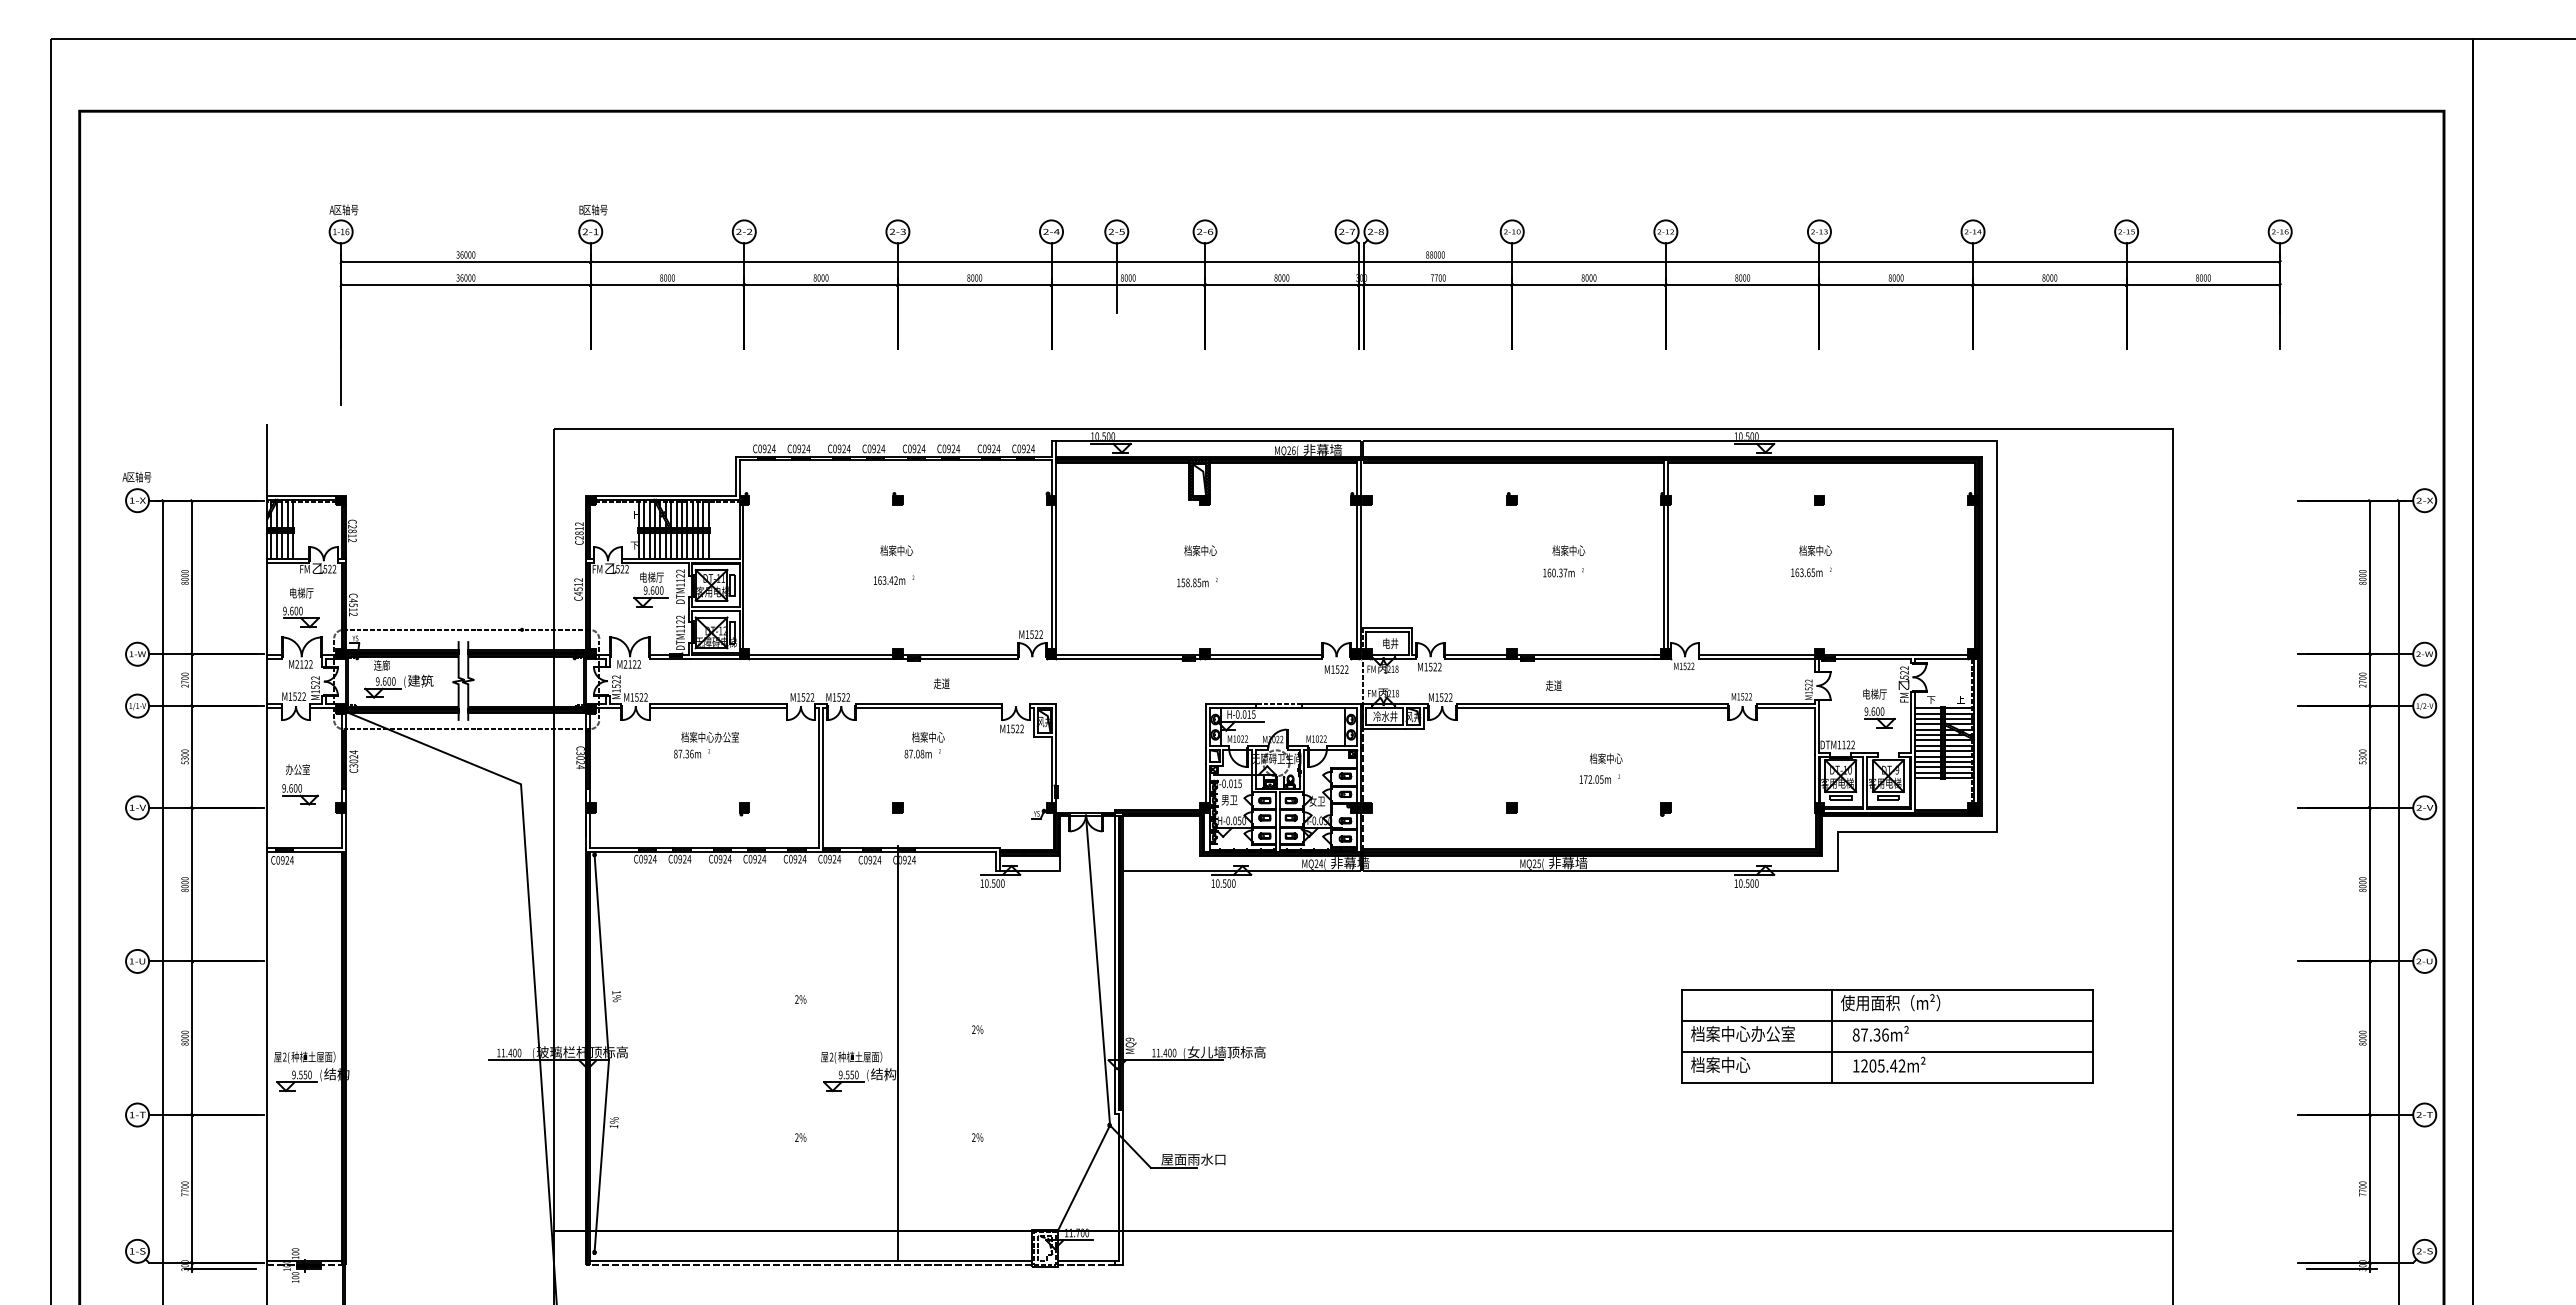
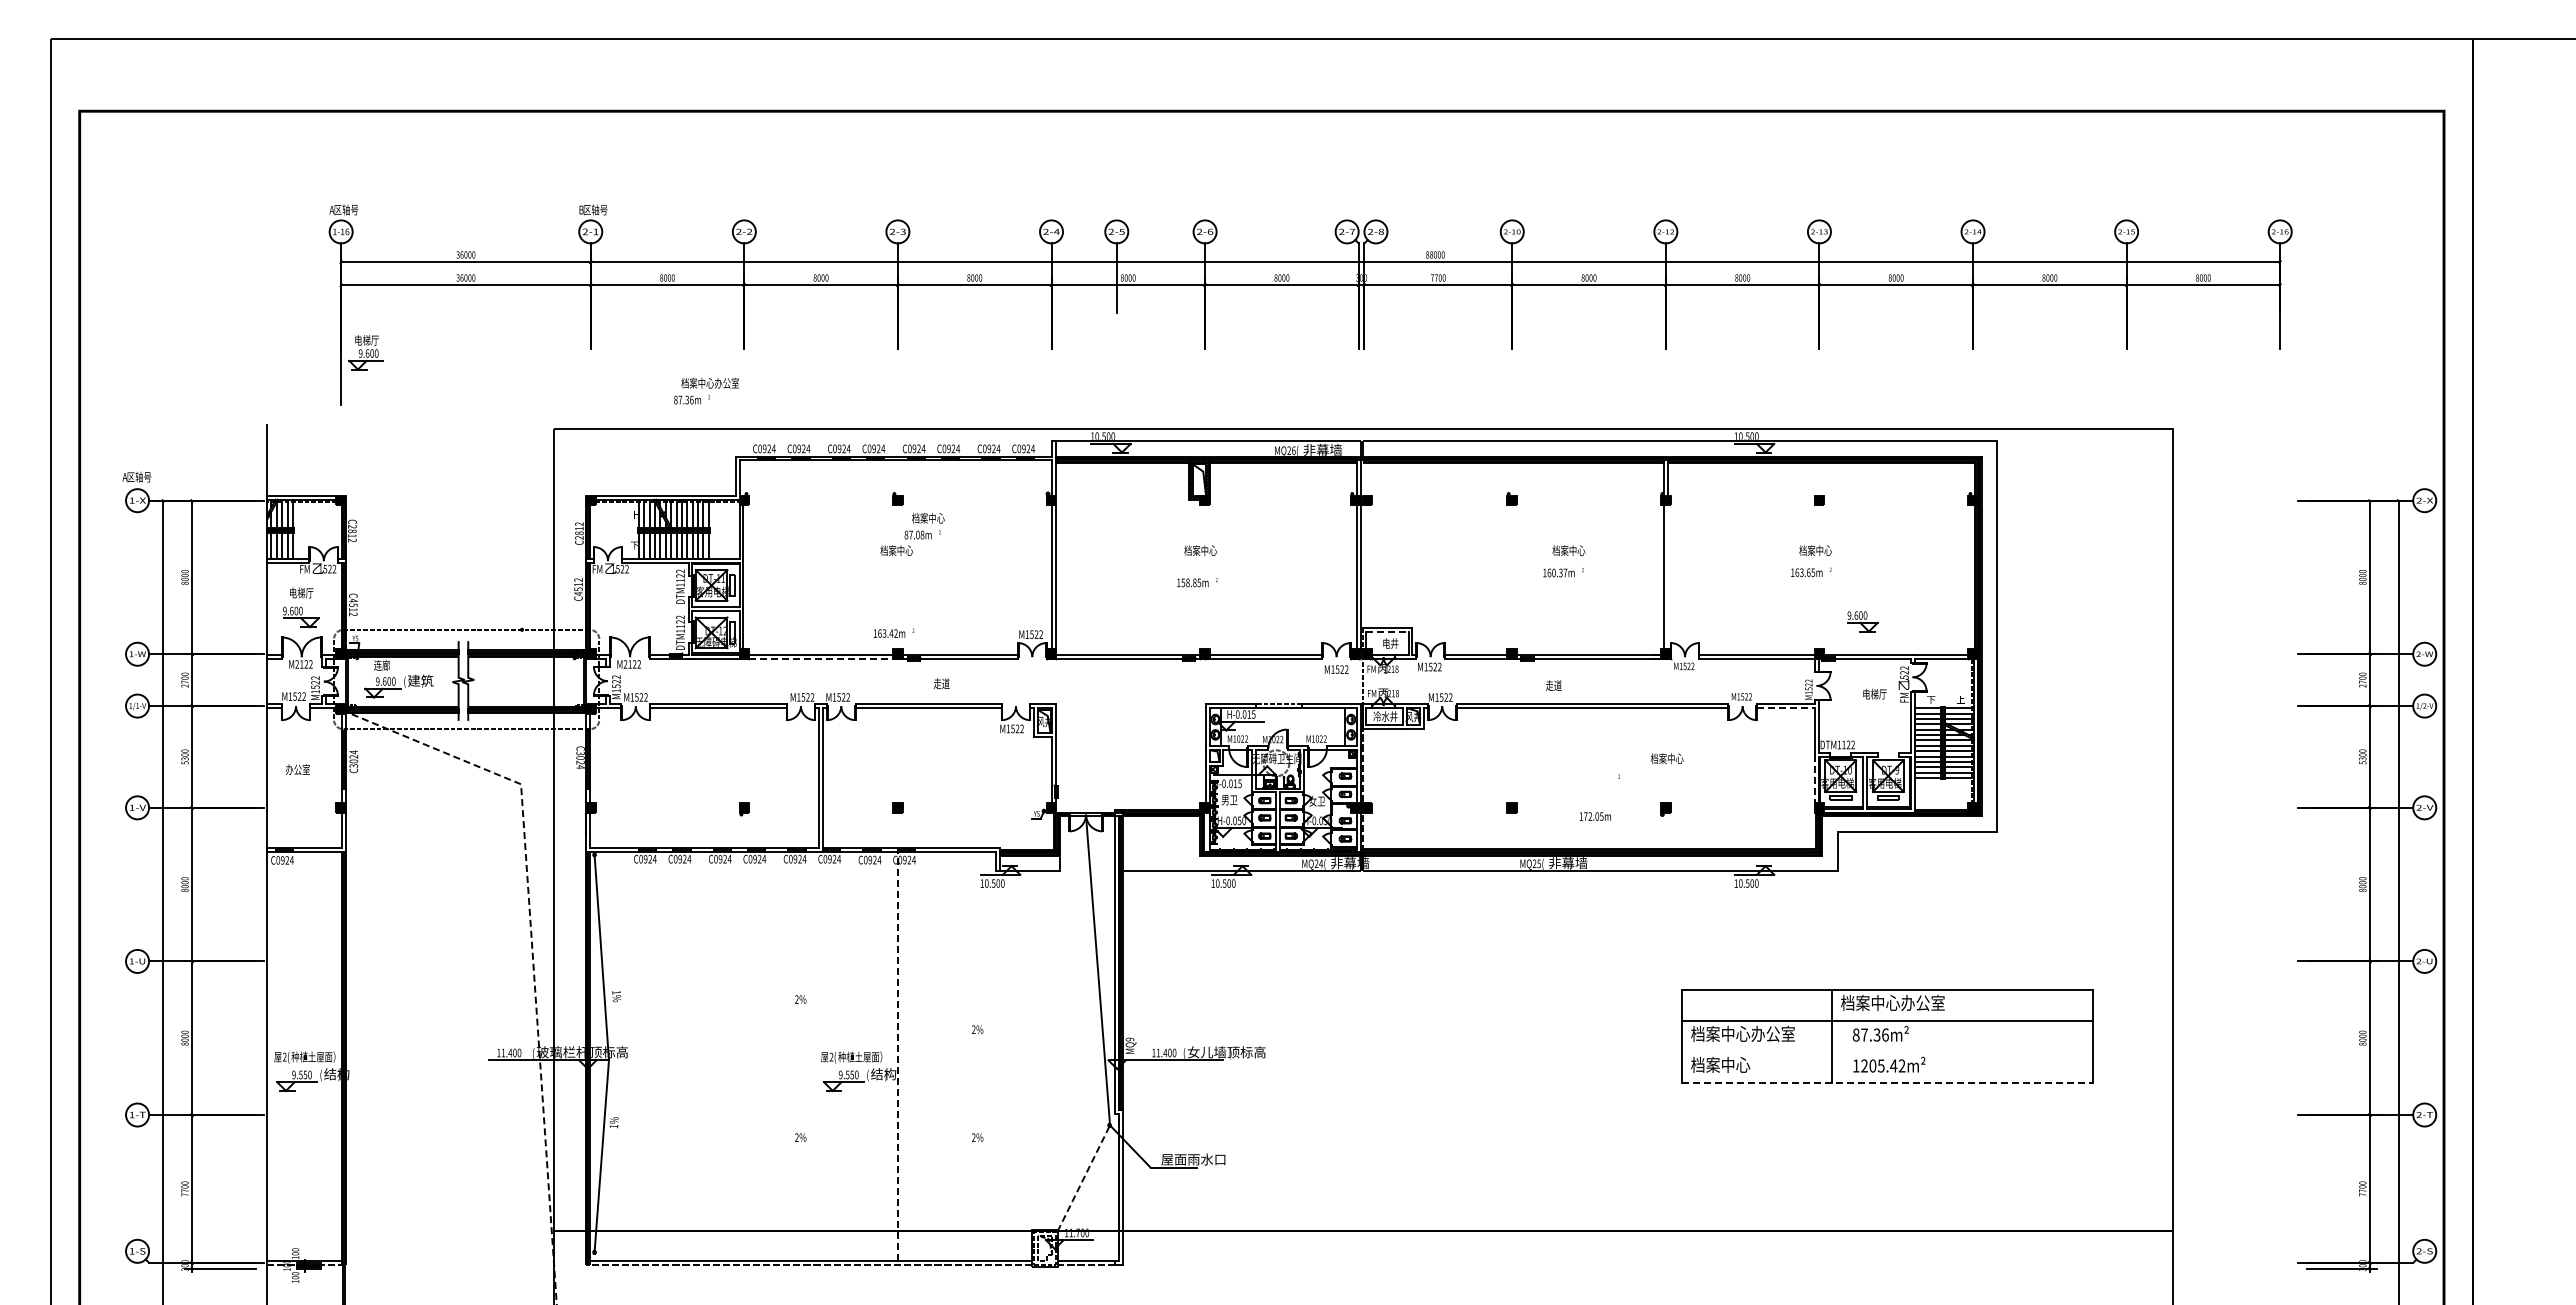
line: present -> none (1667, 577)
text position: (894, 579) -> (894, 632) (894, 632)
part position: (650, 589) -> (365, 352) (365, 352)
line: solid -> dashed (1387, 632)
line: solid -> dashed (824, 659)
line: solid -> dashed (1785, 708)
part position: (1879, 717) -> (1862, 621) (1862, 621)
text position: (924, 744) -> (924, 525) (924, 525)
text position: (706, 745) -> (706, 391) (706, 391)
text position: (1605, 758) -> (1666, 758) (1666, 758)
text position: (1594, 779) -> (1594, 816) (1594, 816)
line: solid -> dashed (1814, 779)
part: present -> none (300, 794)
line: solid -> dashed (532, 948)
text: 使用面积（m²） -> 档案中心办公室 (1892, 1002)
line: present -> none (1887, 1051)
line: solid -> dashed (897, 1053)
line: solid -> dashed (1887, 1082)
line: solid -> dashed (1083, 1178)
